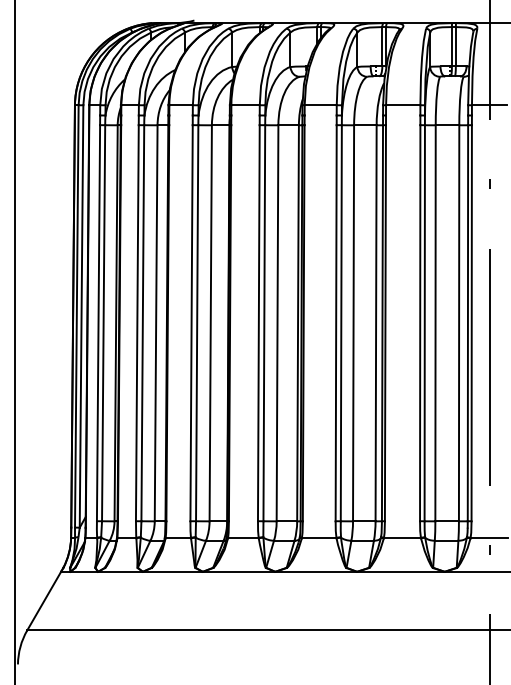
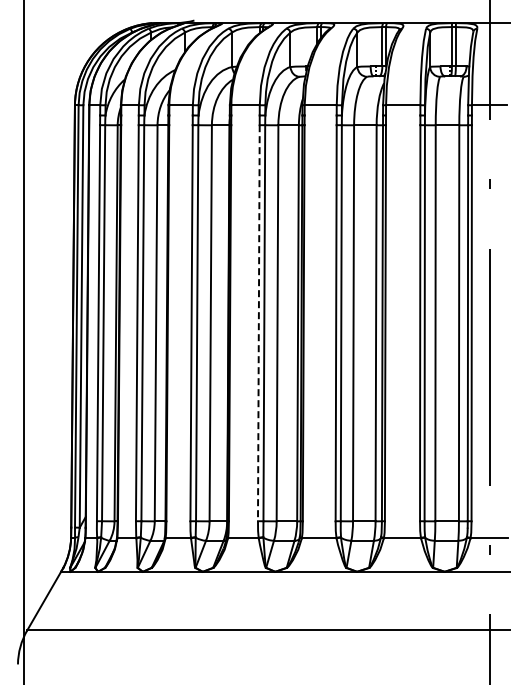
line: solid -> dashed (258, 323)
line position: (15, 341) -> (24, 341) (24, 341)
